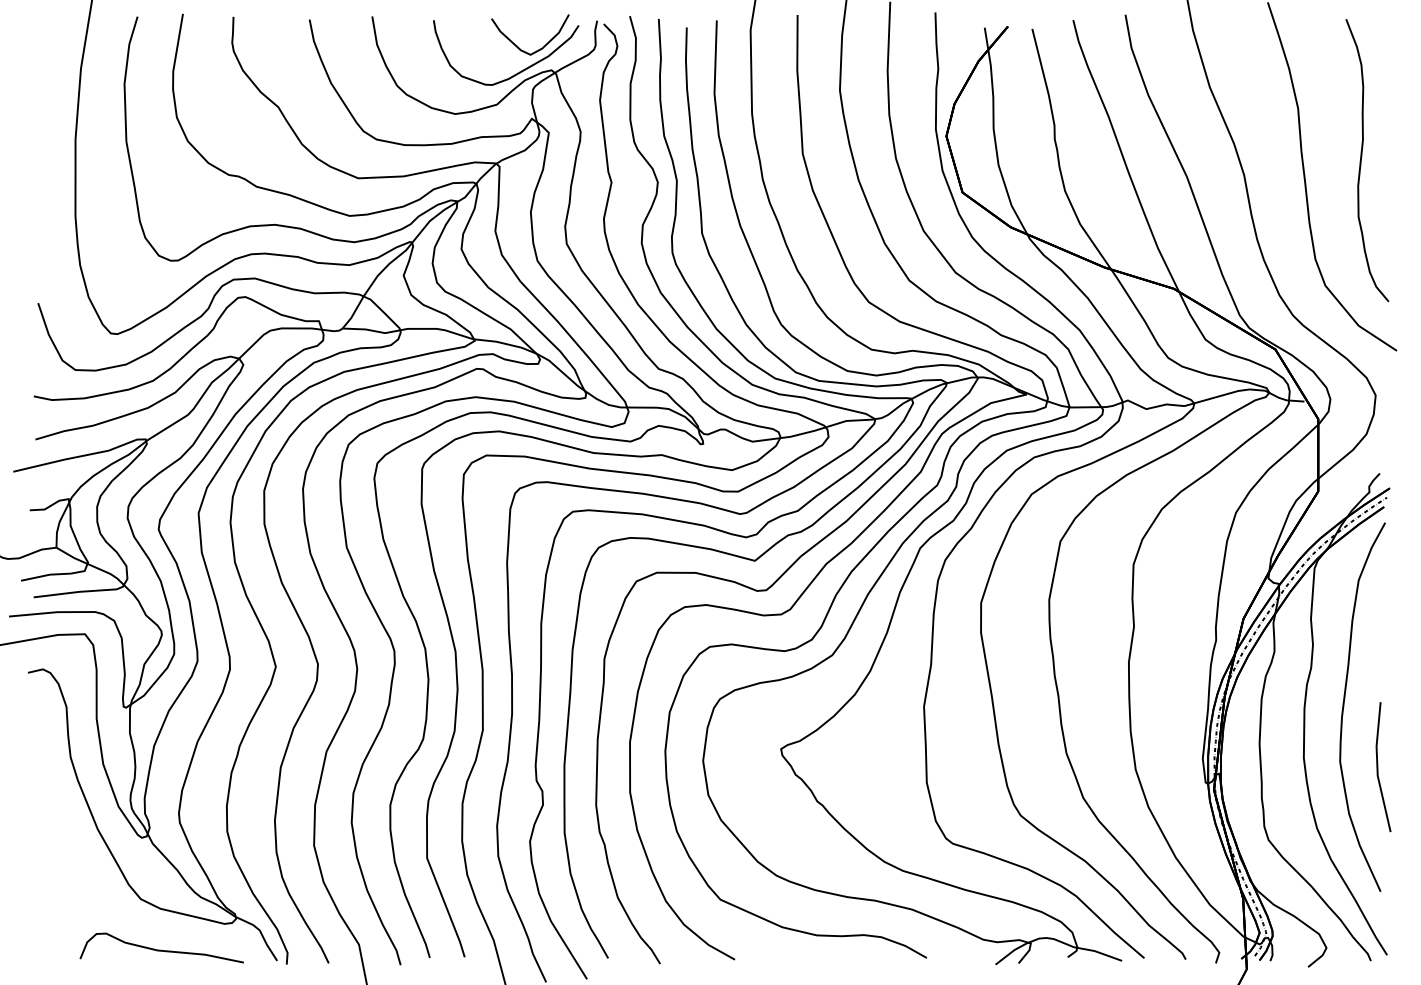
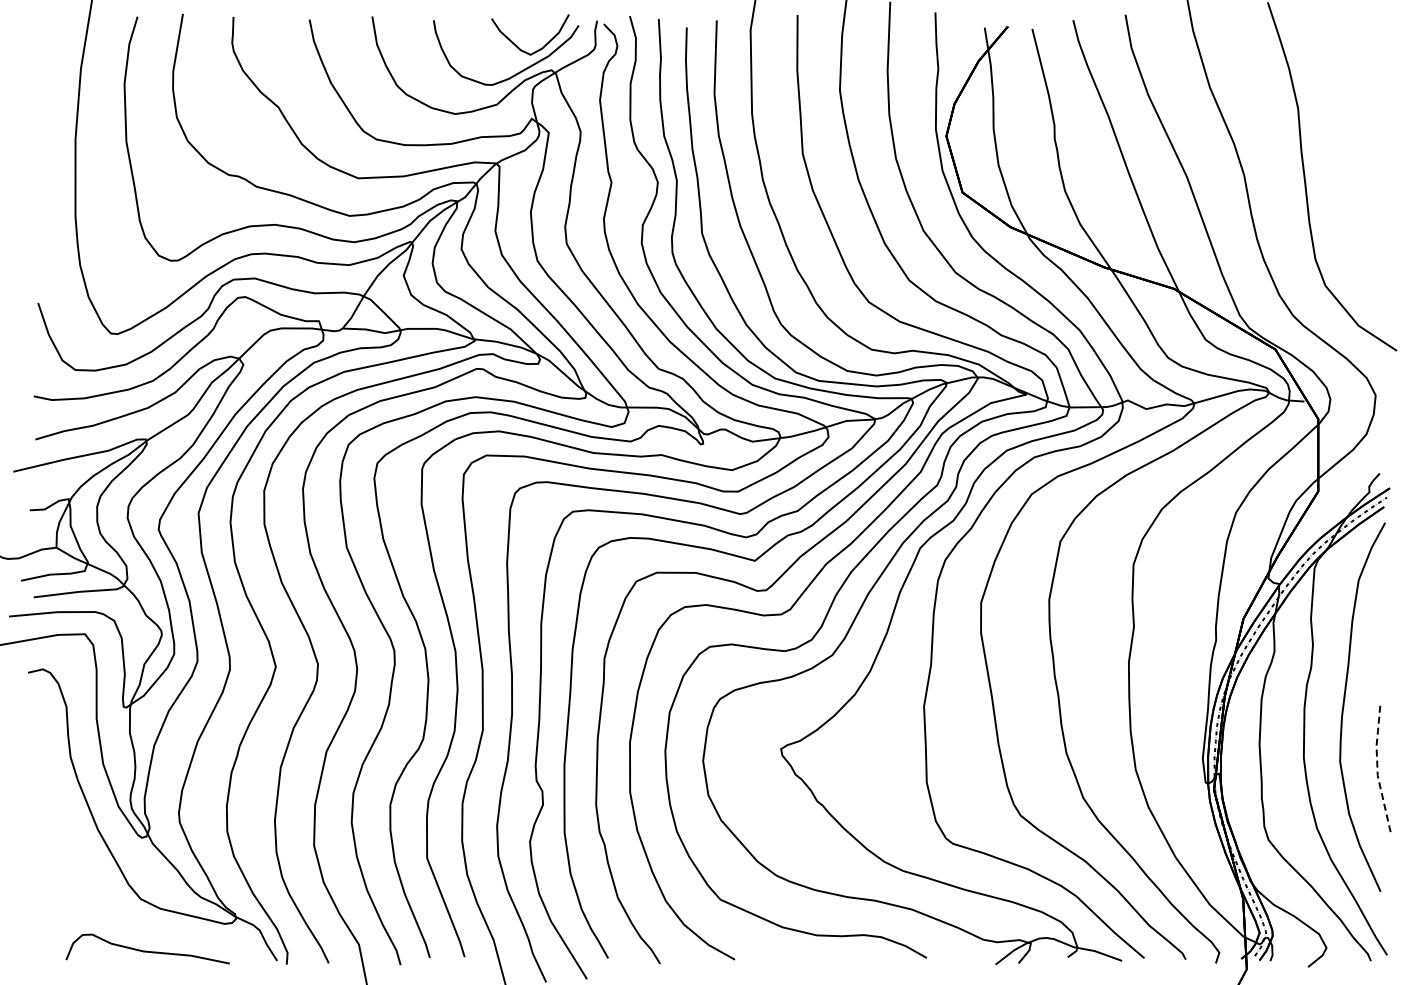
curve: present -> none (1362, 157)
line: solid -> dashed (1377, 766)
curve position: (161, 949) -> (147, 950) (147, 950)
